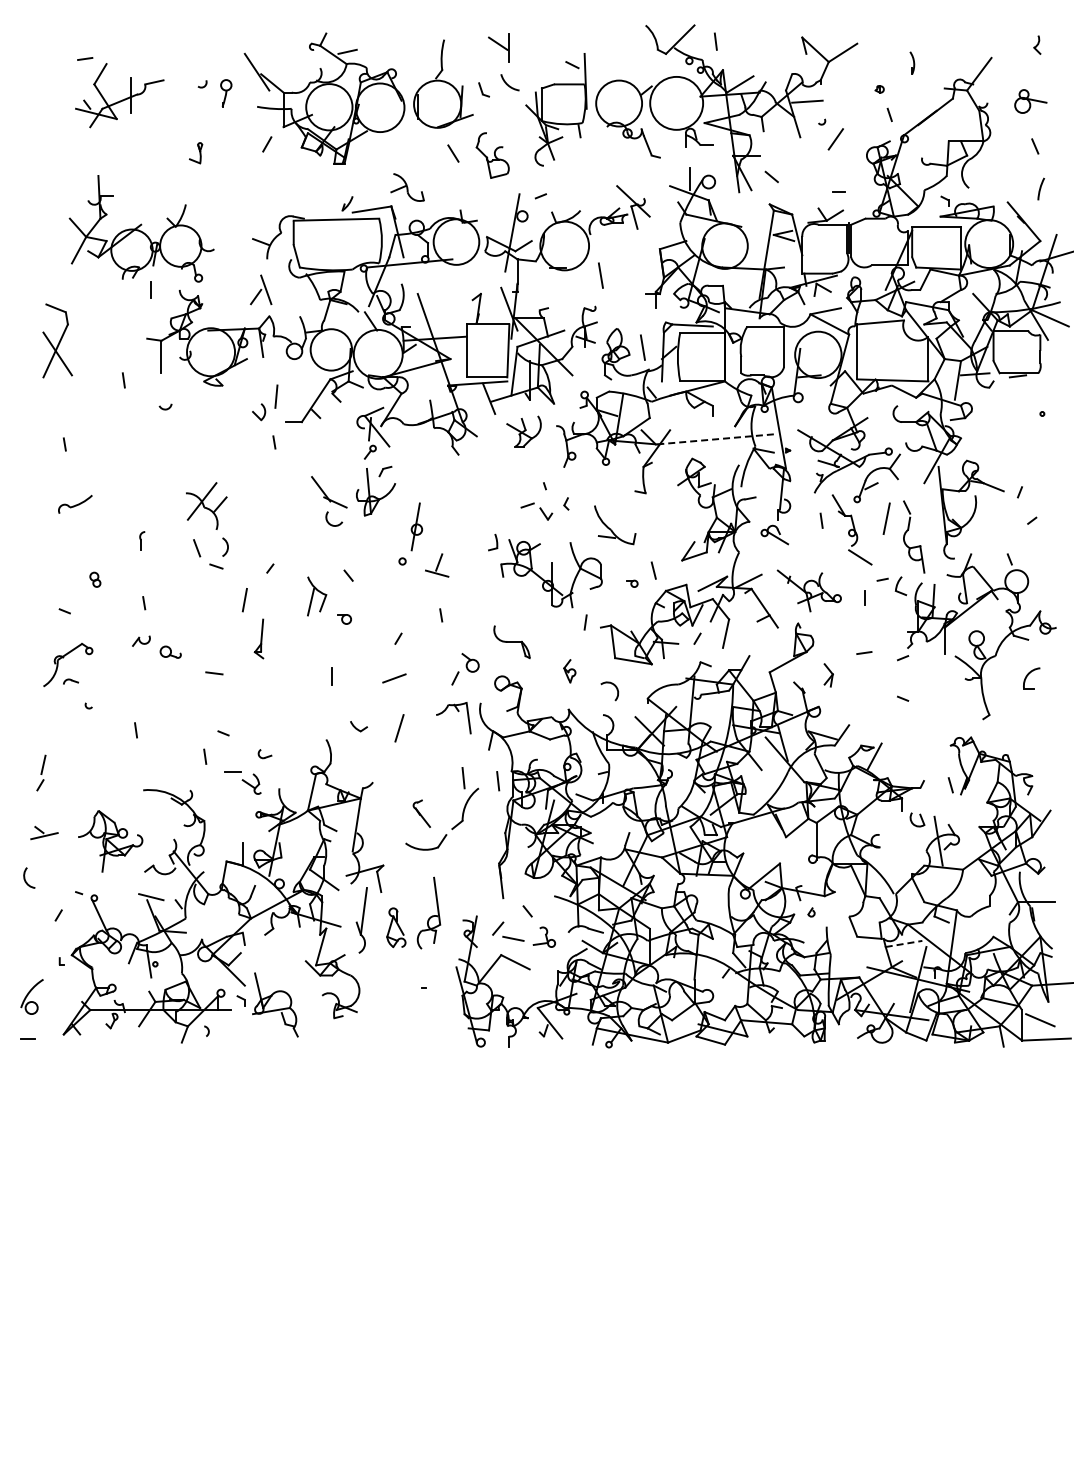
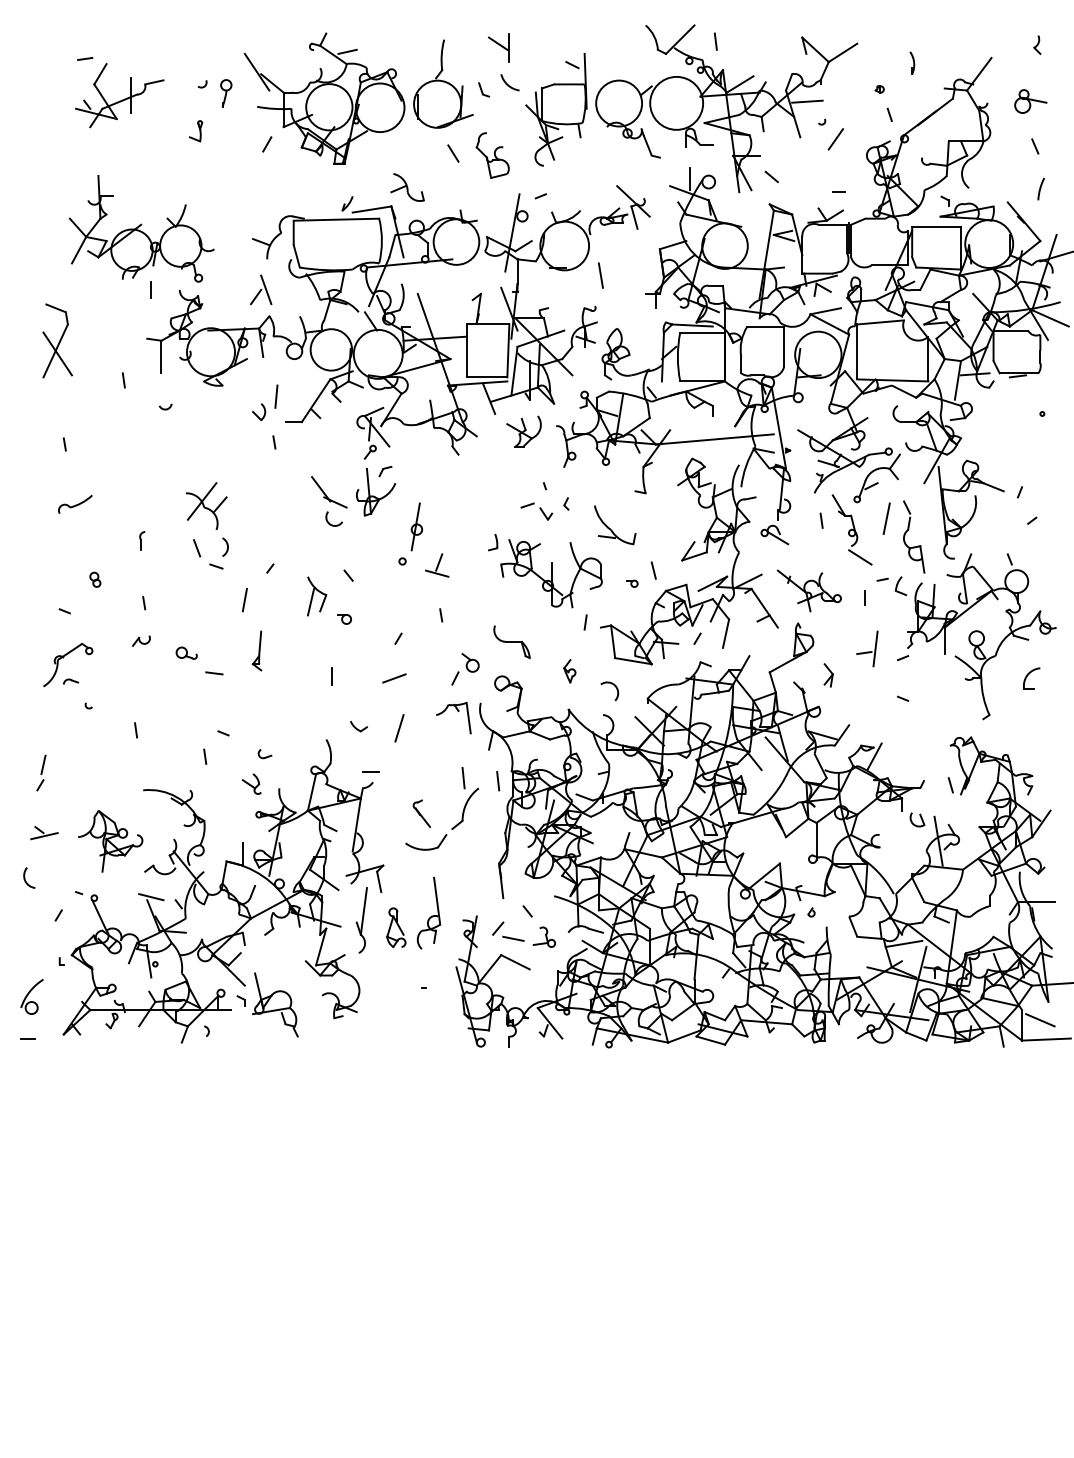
part position: (196, 153) -> (196, 131) (196, 131)
line: present -> none (642, 347)
line: dashed -> solid (714, 439)
part position: (258, 638) -> (256, 650) (256, 650)
line: none -> present (875, 648)
part position: (170, 651) -> (186, 652) (186, 652)
line position: (232, 771) -> (370, 771) (370, 771)
line: dashed -> solid (904, 943)
